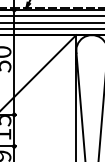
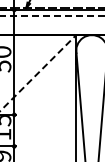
line: solid -> dashed (52, 16)
line: present -> none (51, 22)
line: present -> none (51, 28)
line: solid -> dashed (38, 72)
